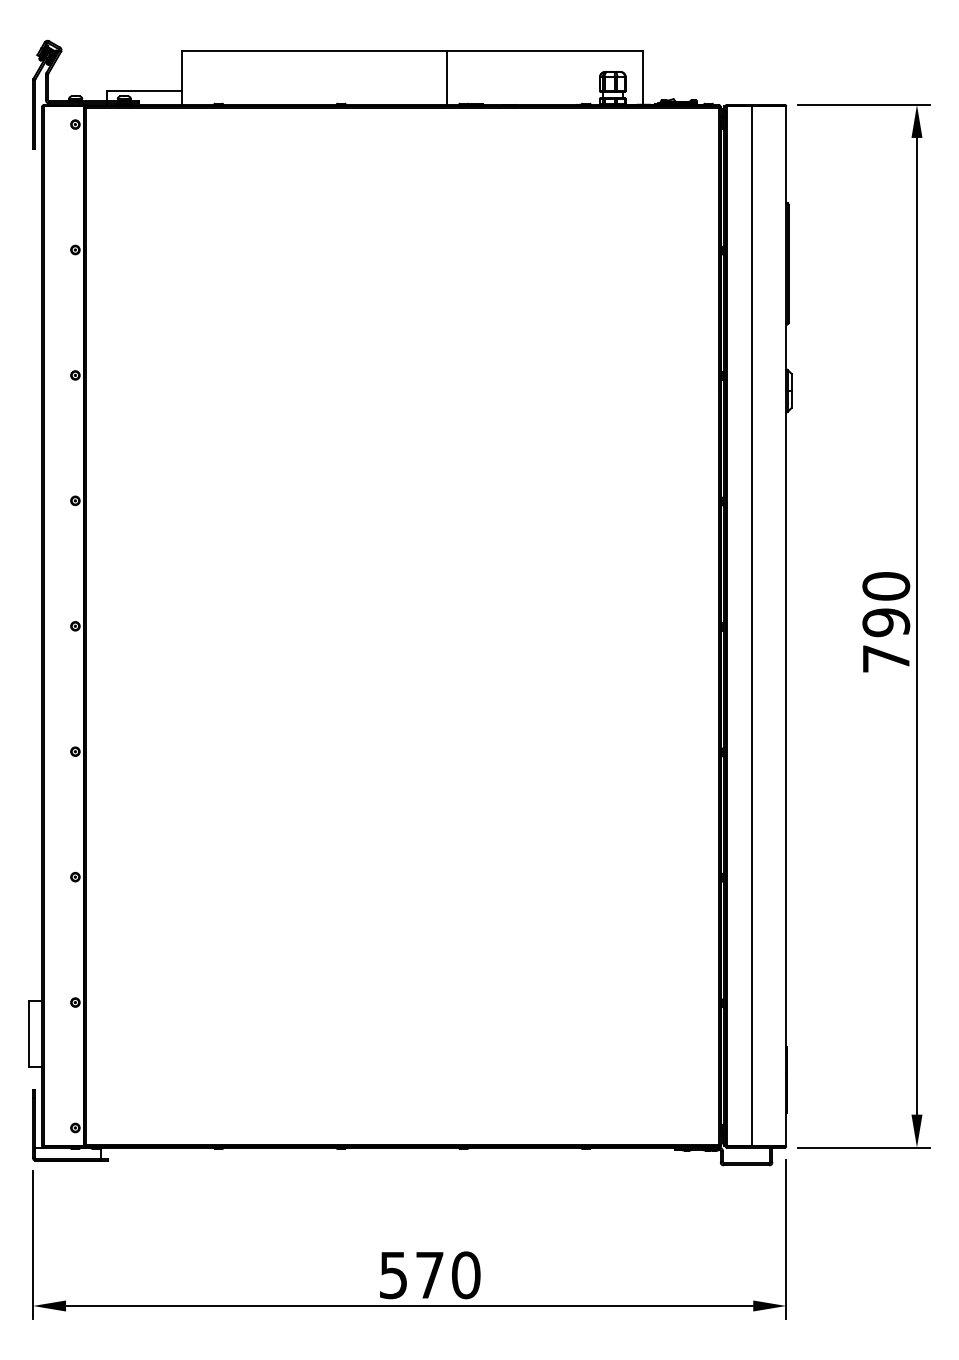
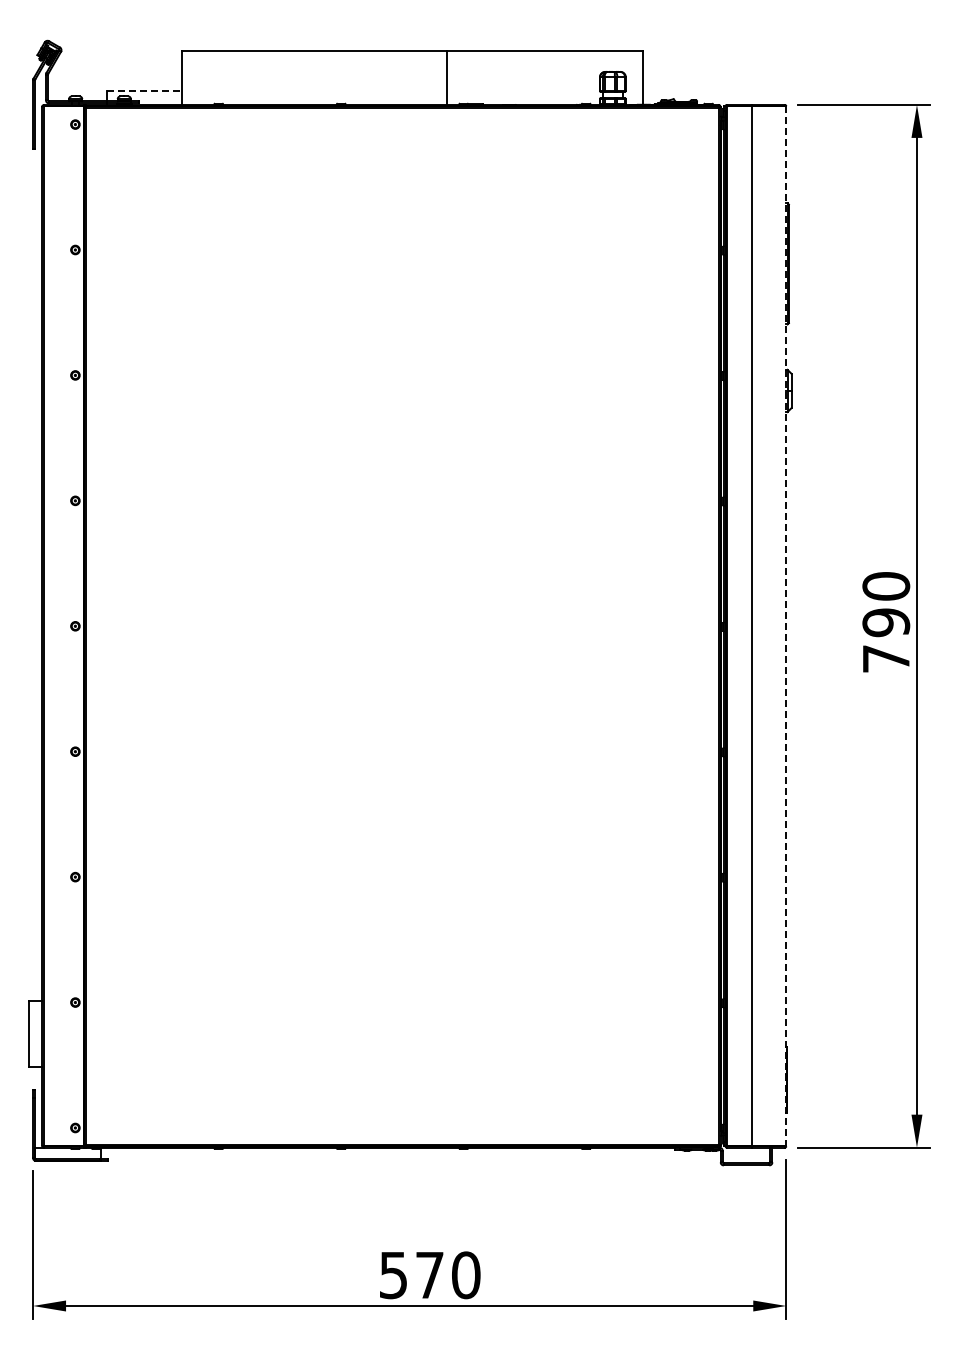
line: solid -> dashed (144, 90)
line: solid -> dashed (786, 626)
